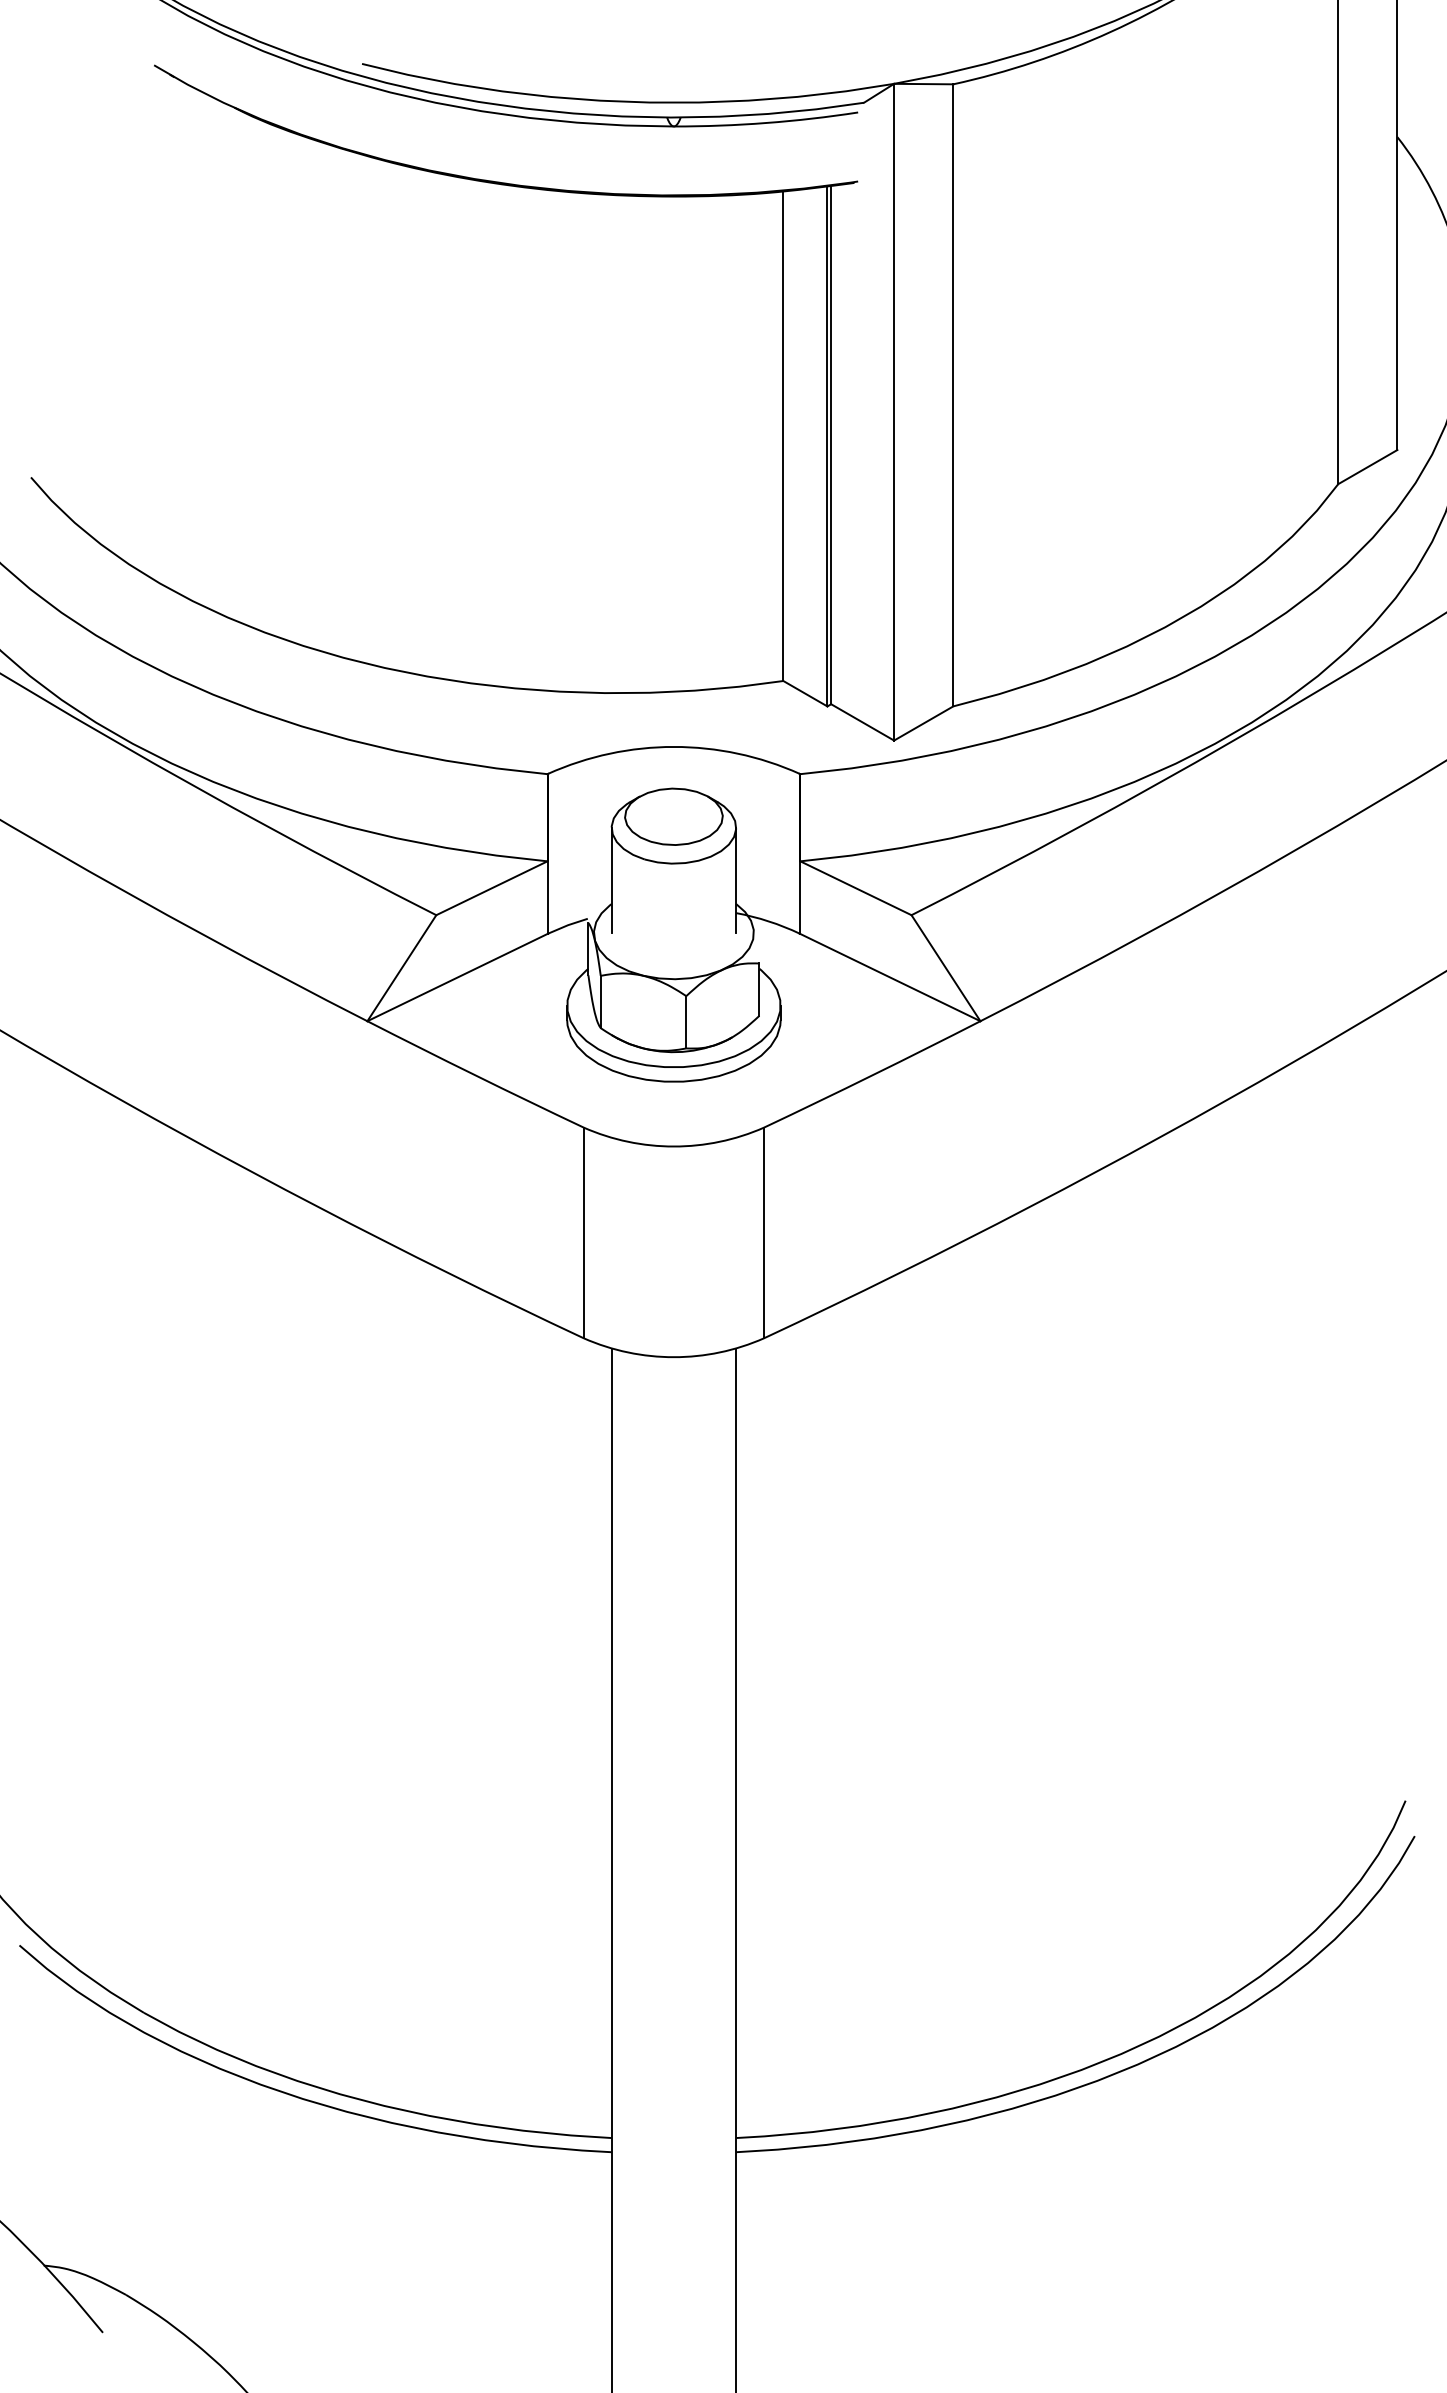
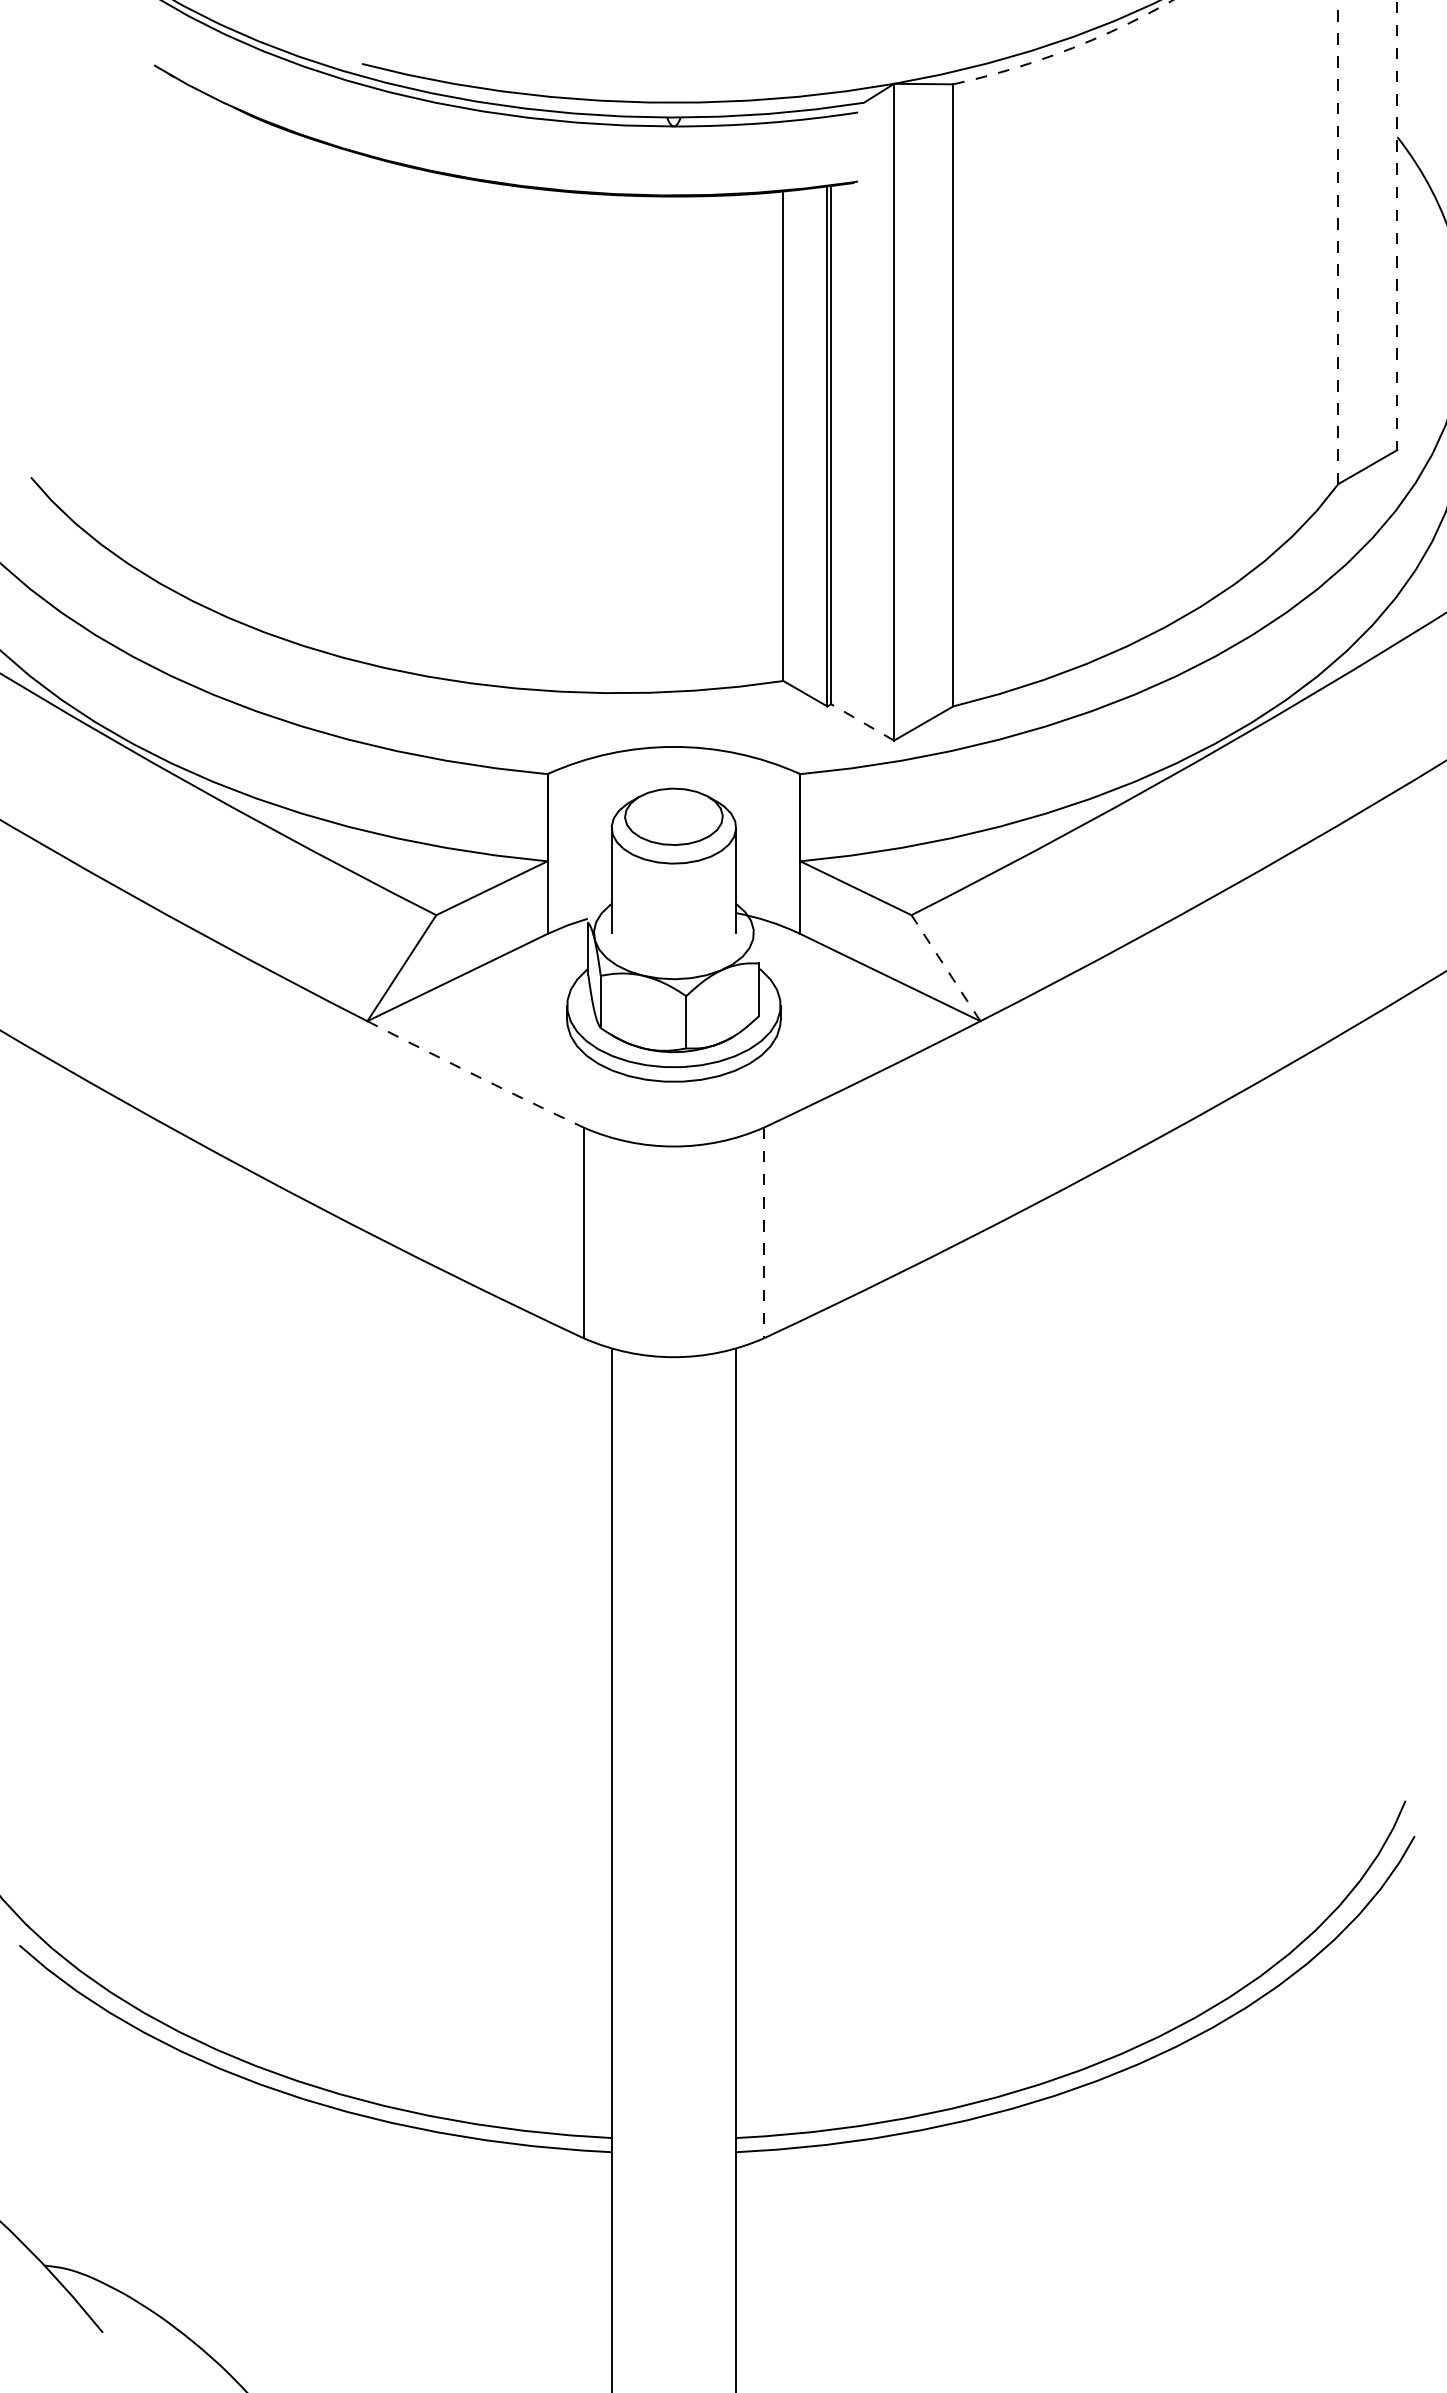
arc: solid -> dashed (1067, 50)
line: solid -> dashed (1397, 225)
line: solid -> dashed (1338, 242)
line: solid -> dashed (862, 722)
line: solid -> dashed (945, 967)
arc: solid -> dashed (475, 1075)
line: solid -> dashed (764, 1233)
